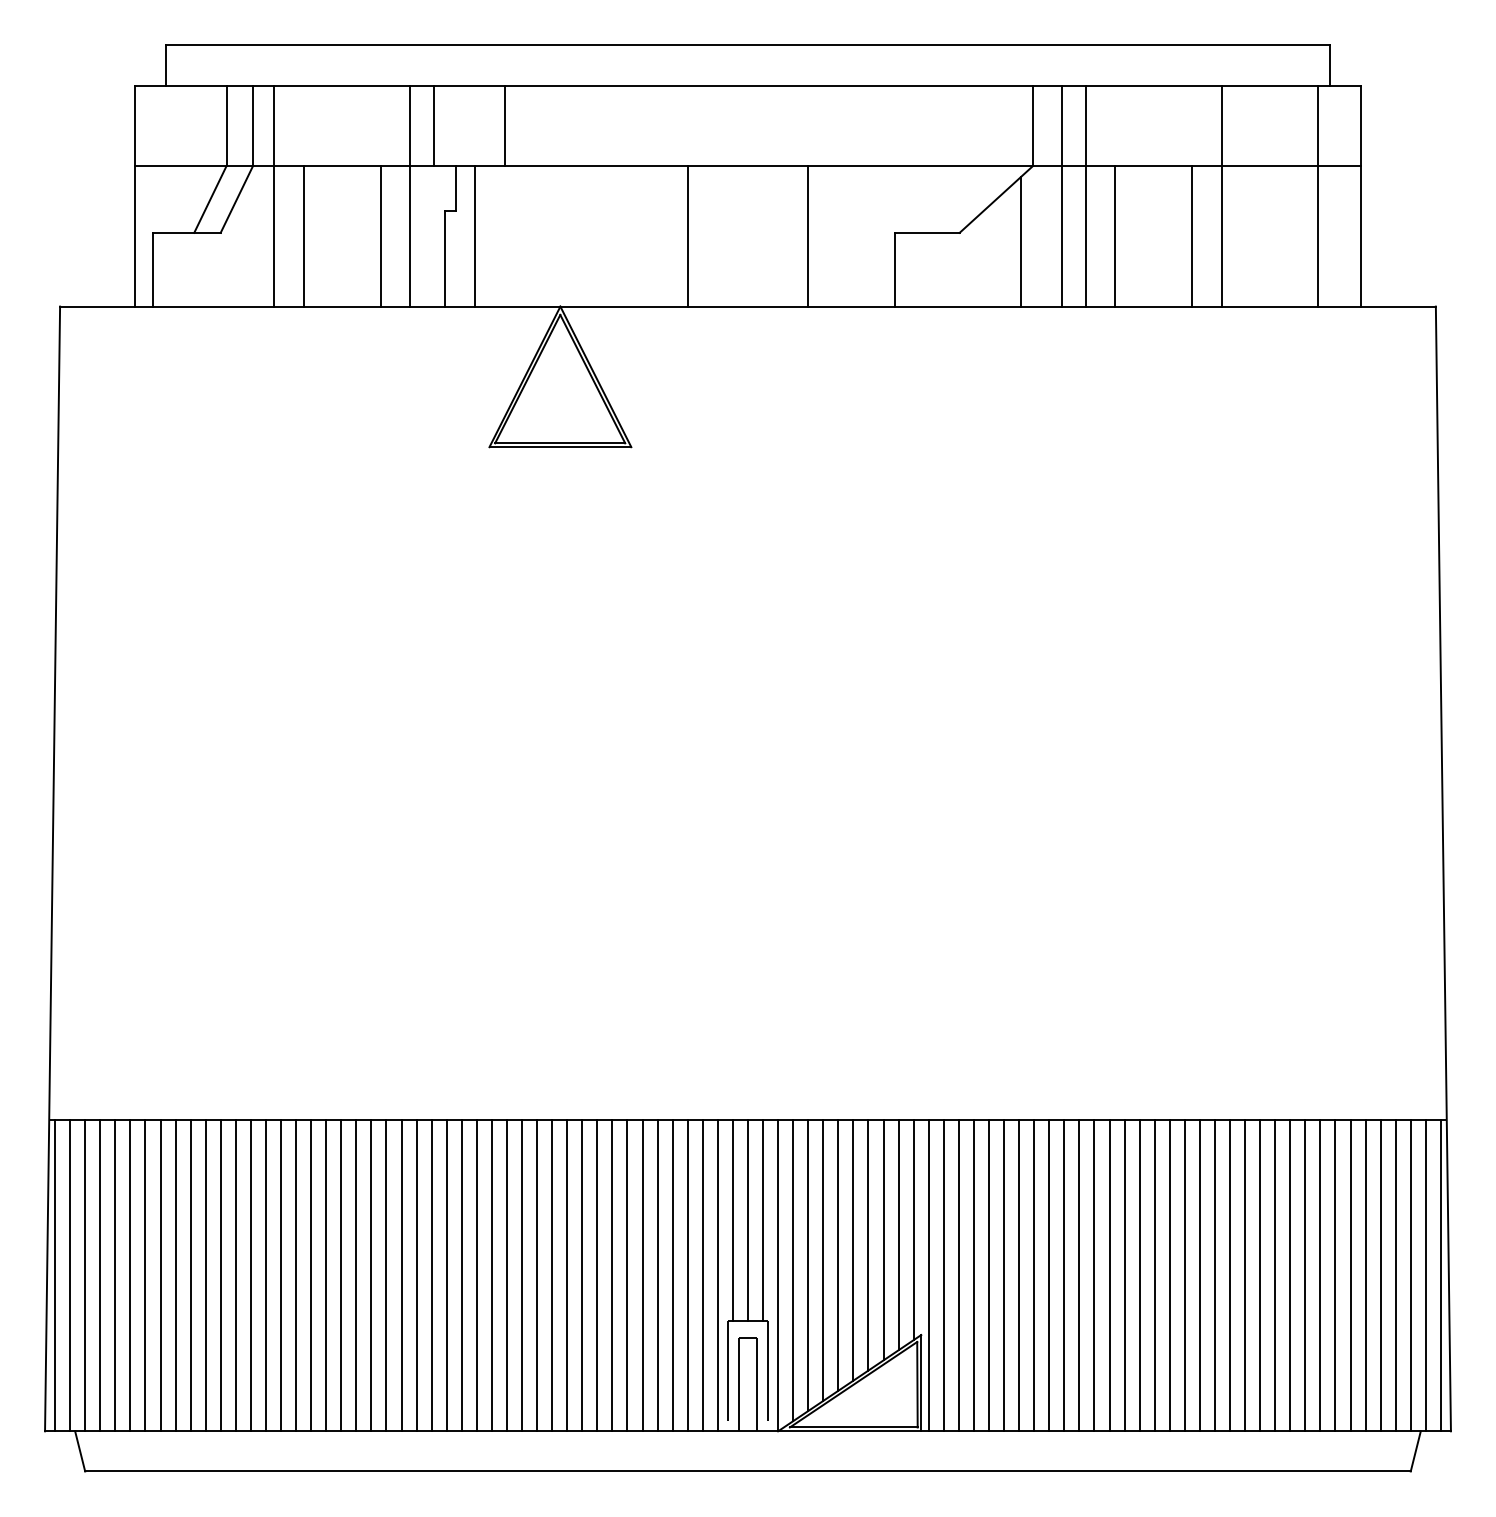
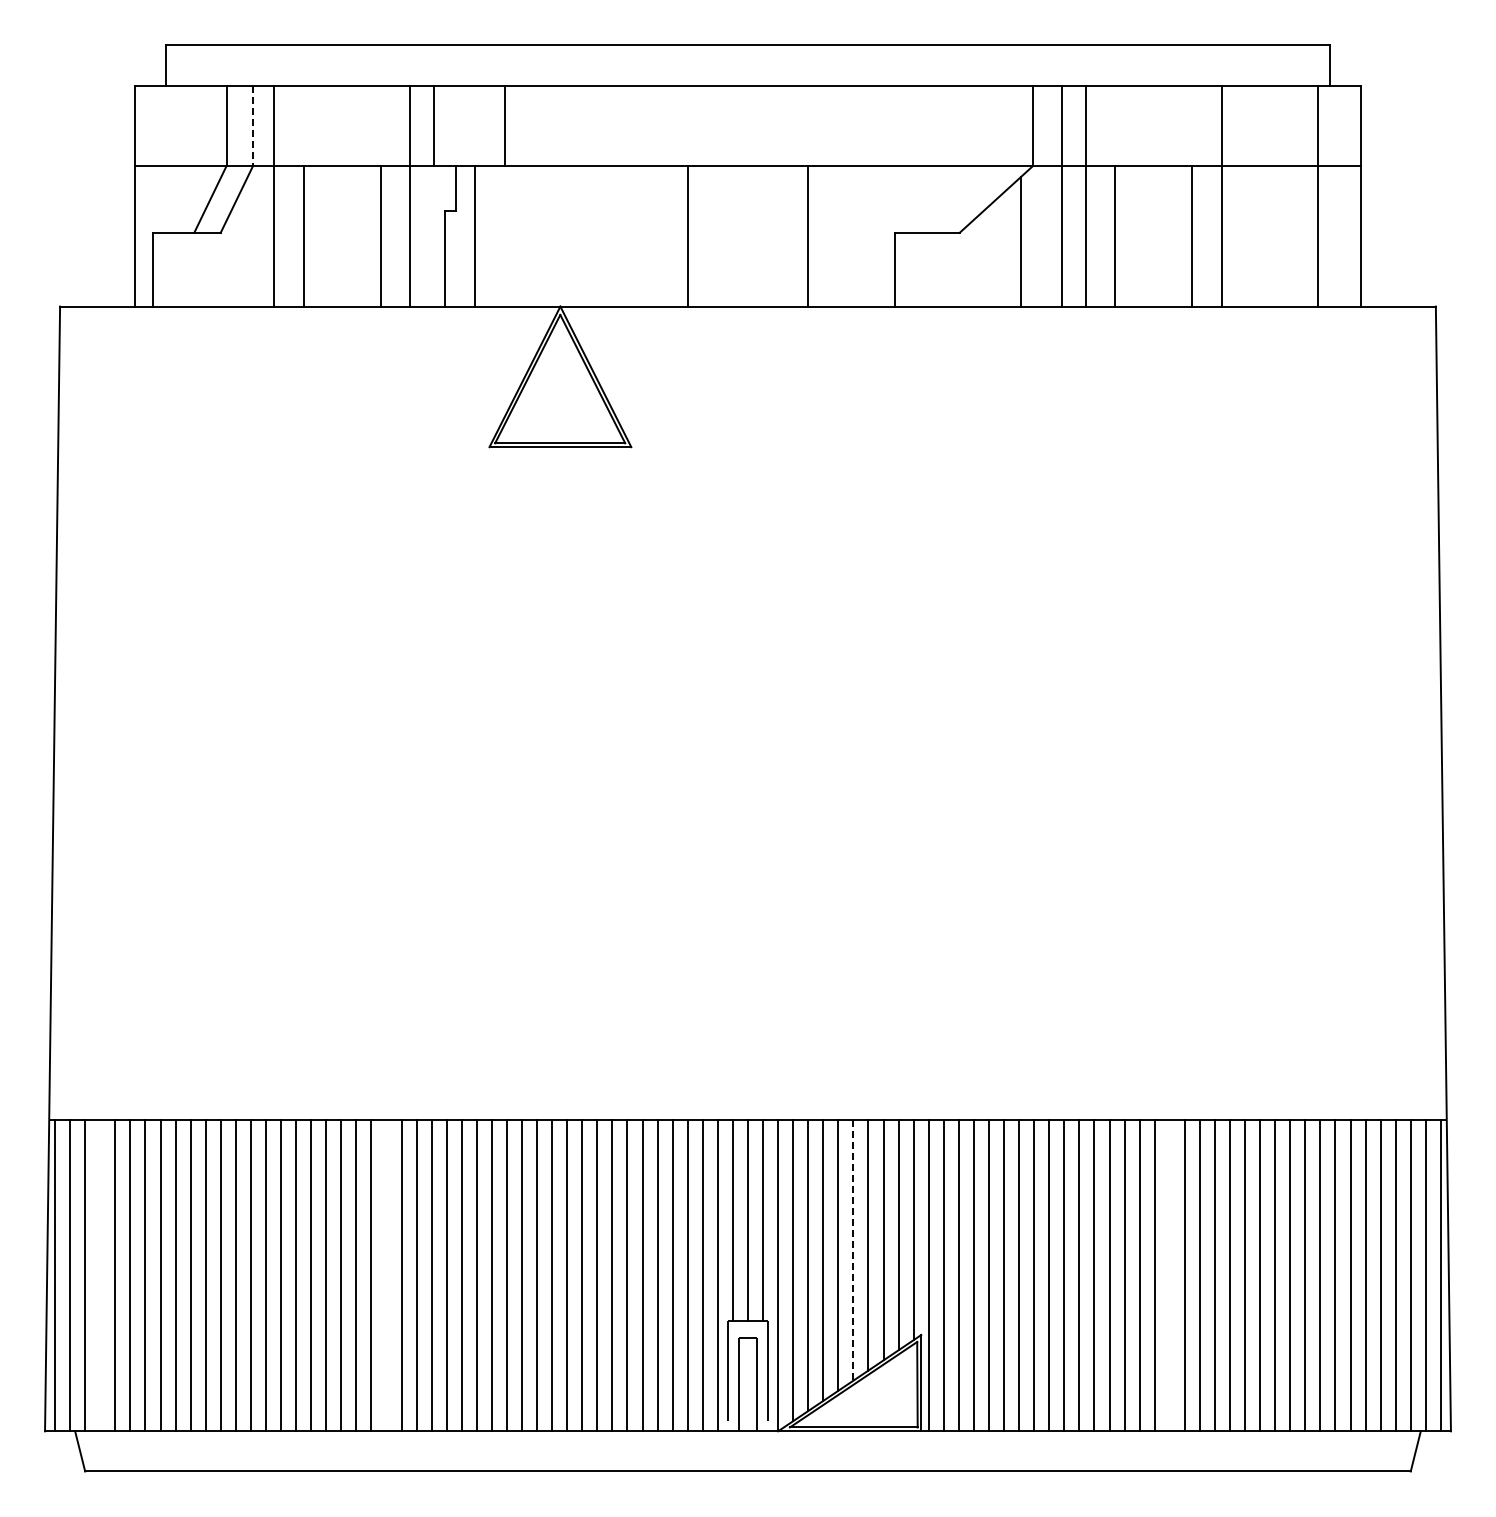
line: solid -> dashed (253, 126)
line: solid -> dashed (853, 1250)
line: present -> none (100, 1275)
line: present -> none (386, 1275)
line: present -> none (1169, 1275)
